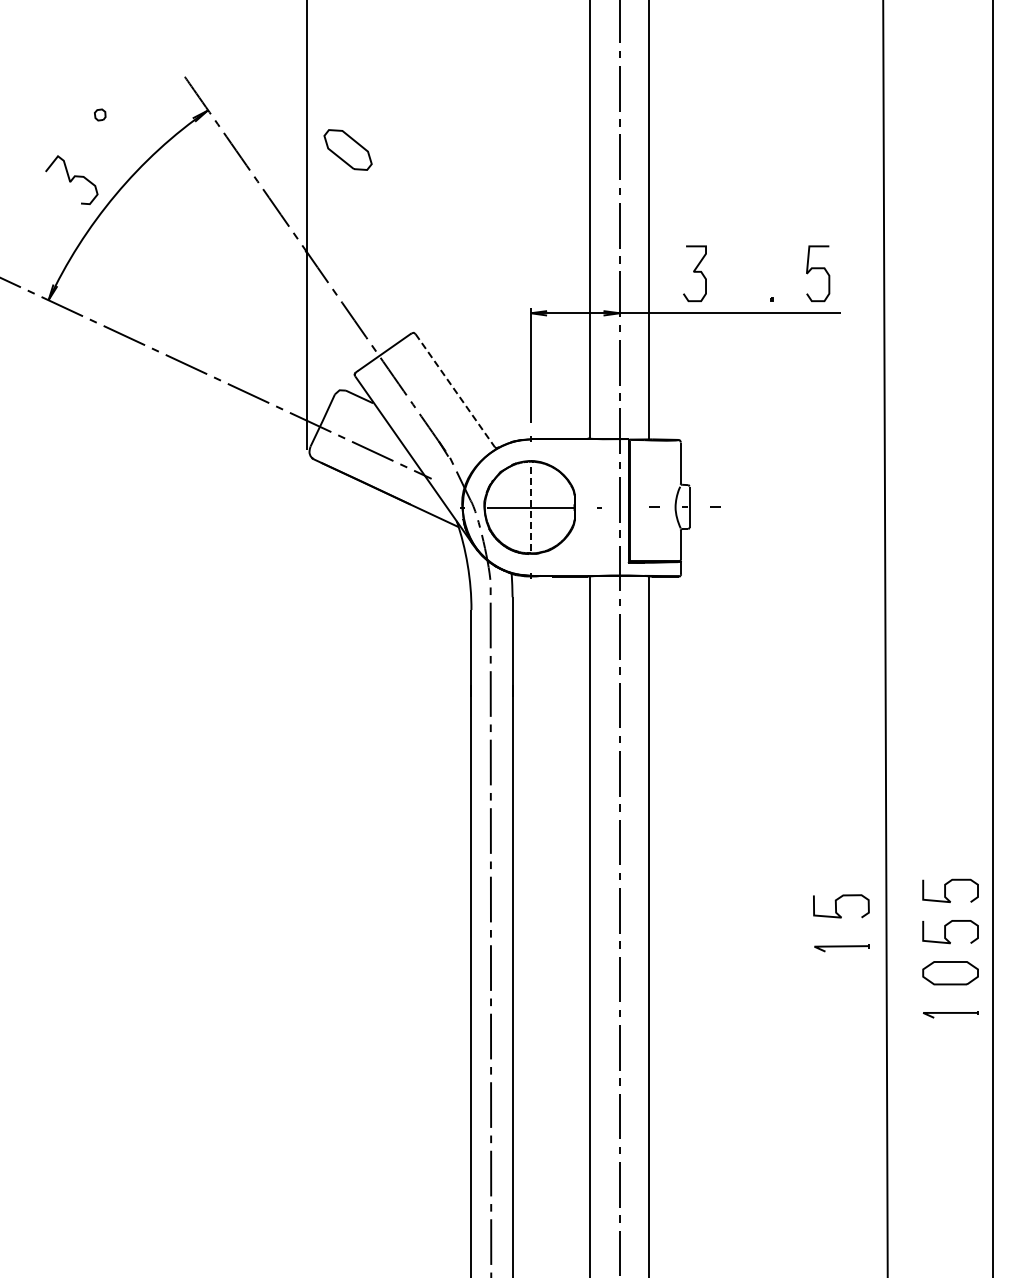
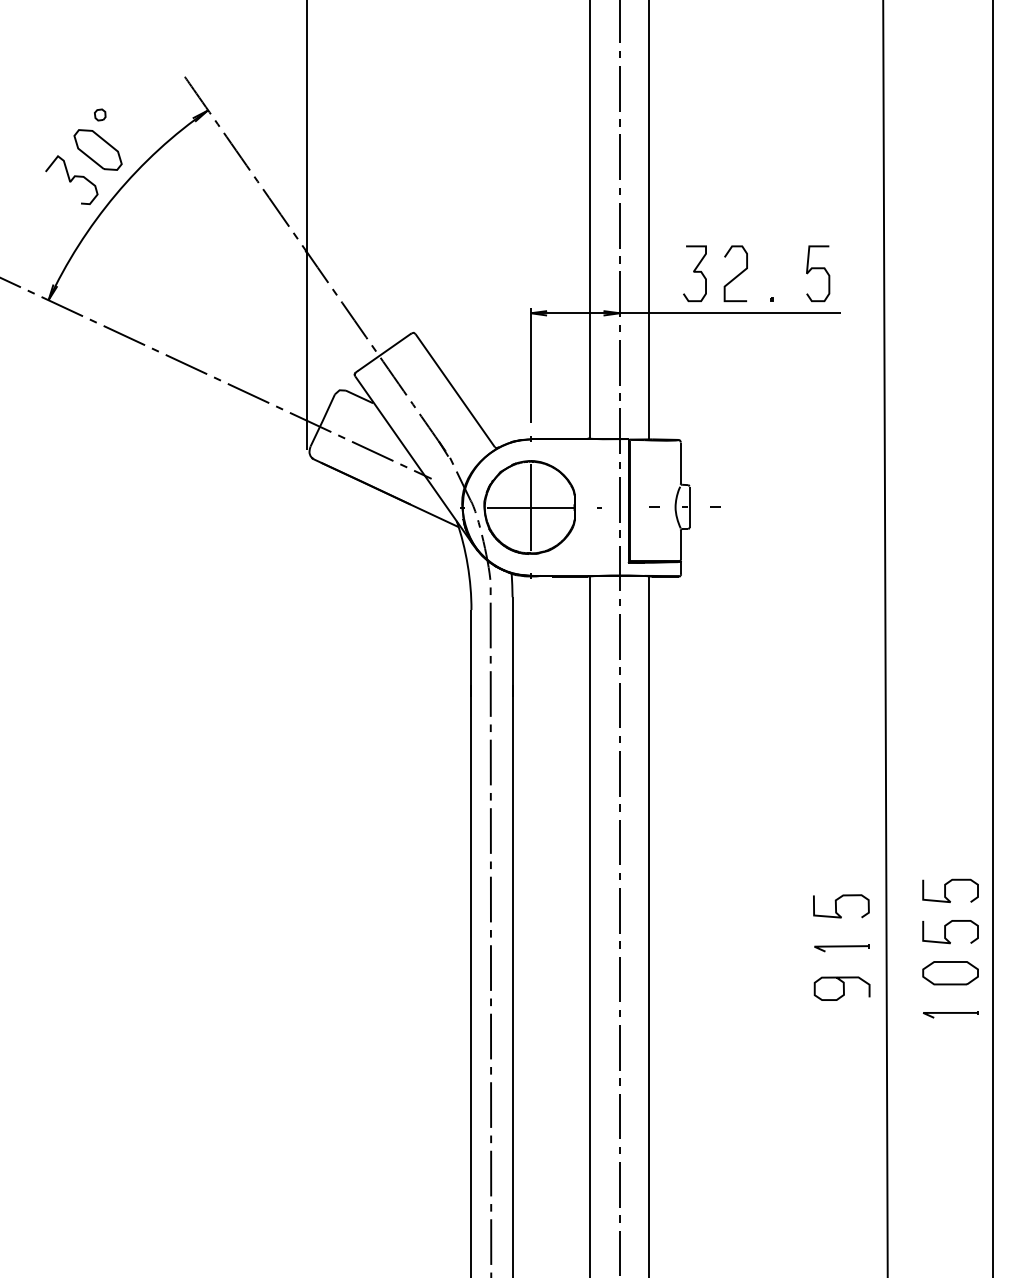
part position: (347, 149) -> (97, 149) (97, 149)
curve: none -> present (737, 274)
line: dashed -> solid (455, 390)
line: dashed -> solid (530, 507)
curve: none -> present (843, 988)
